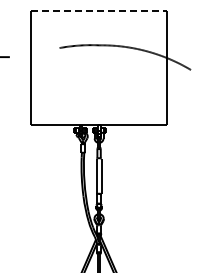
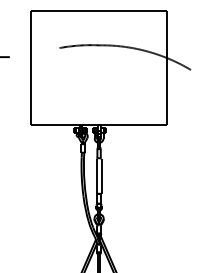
line: dashed -> solid (99, 11)
